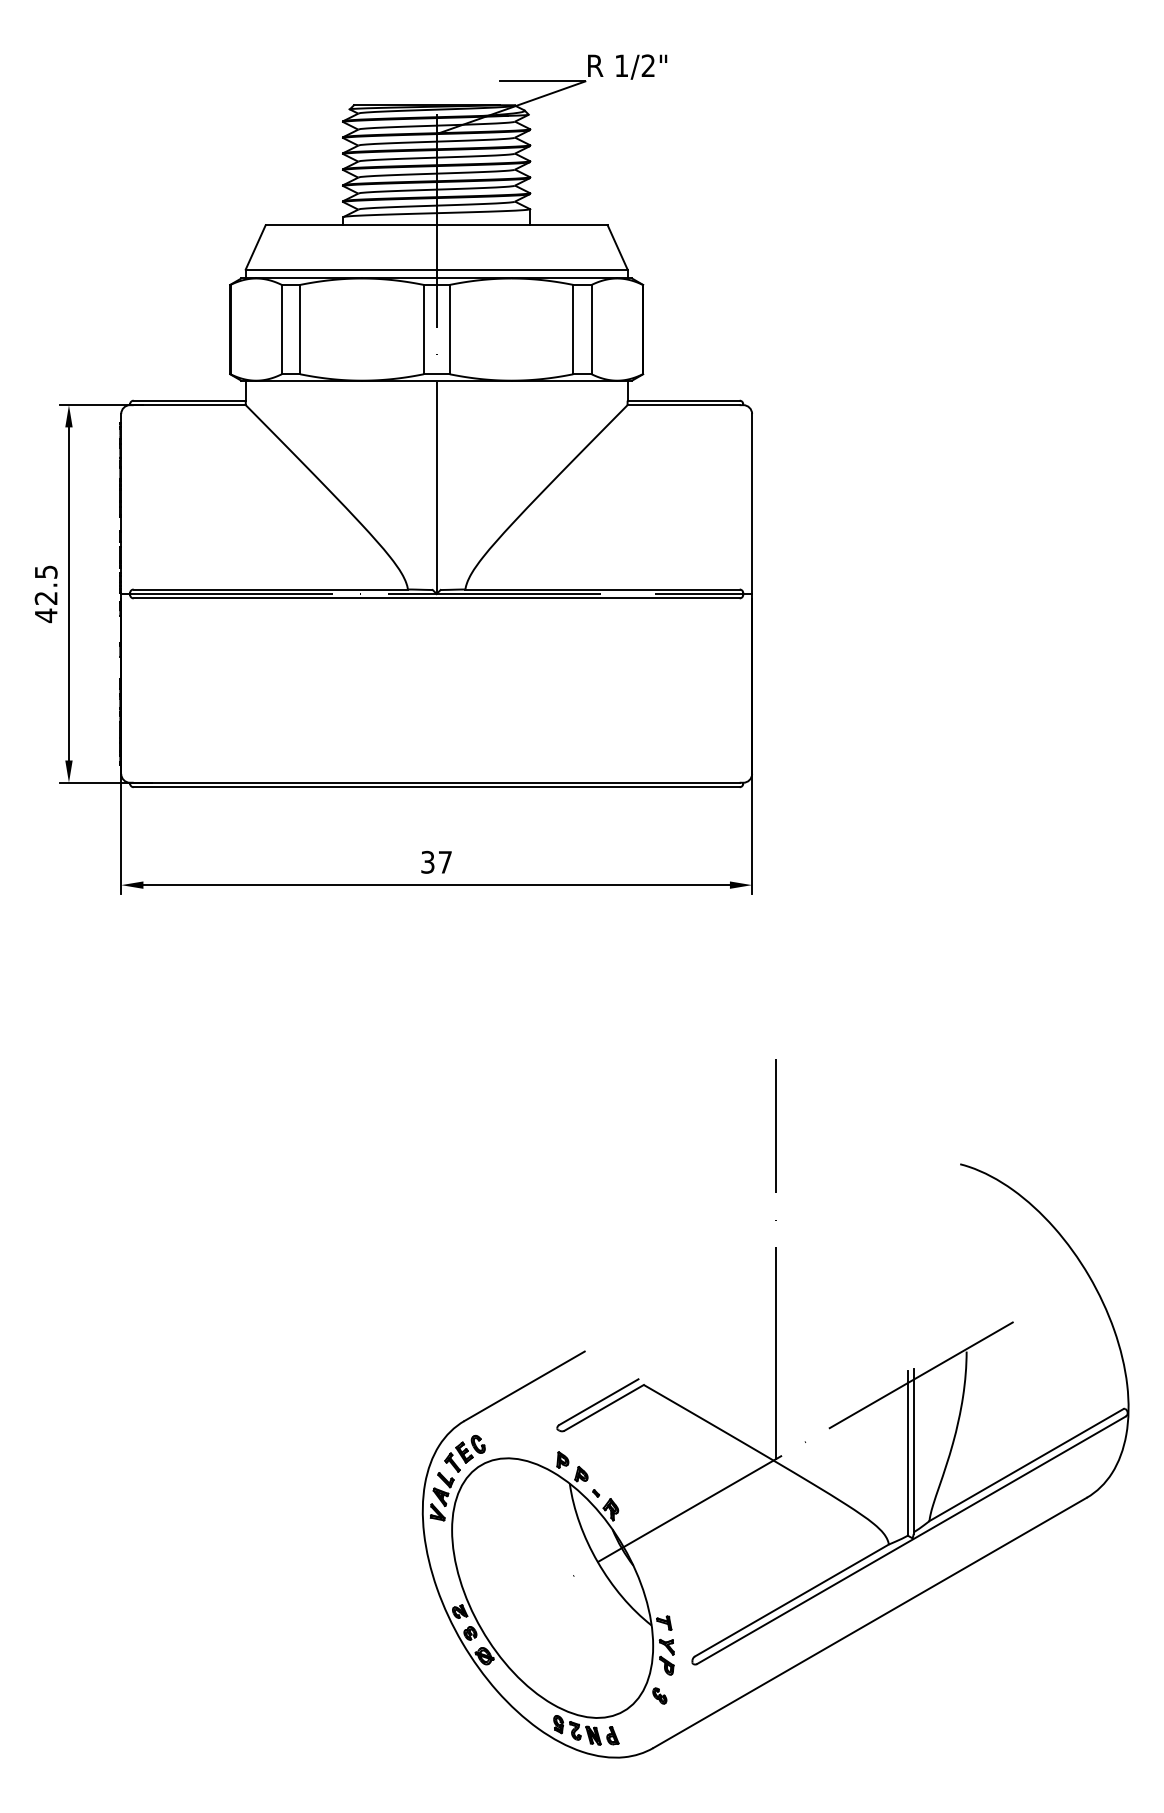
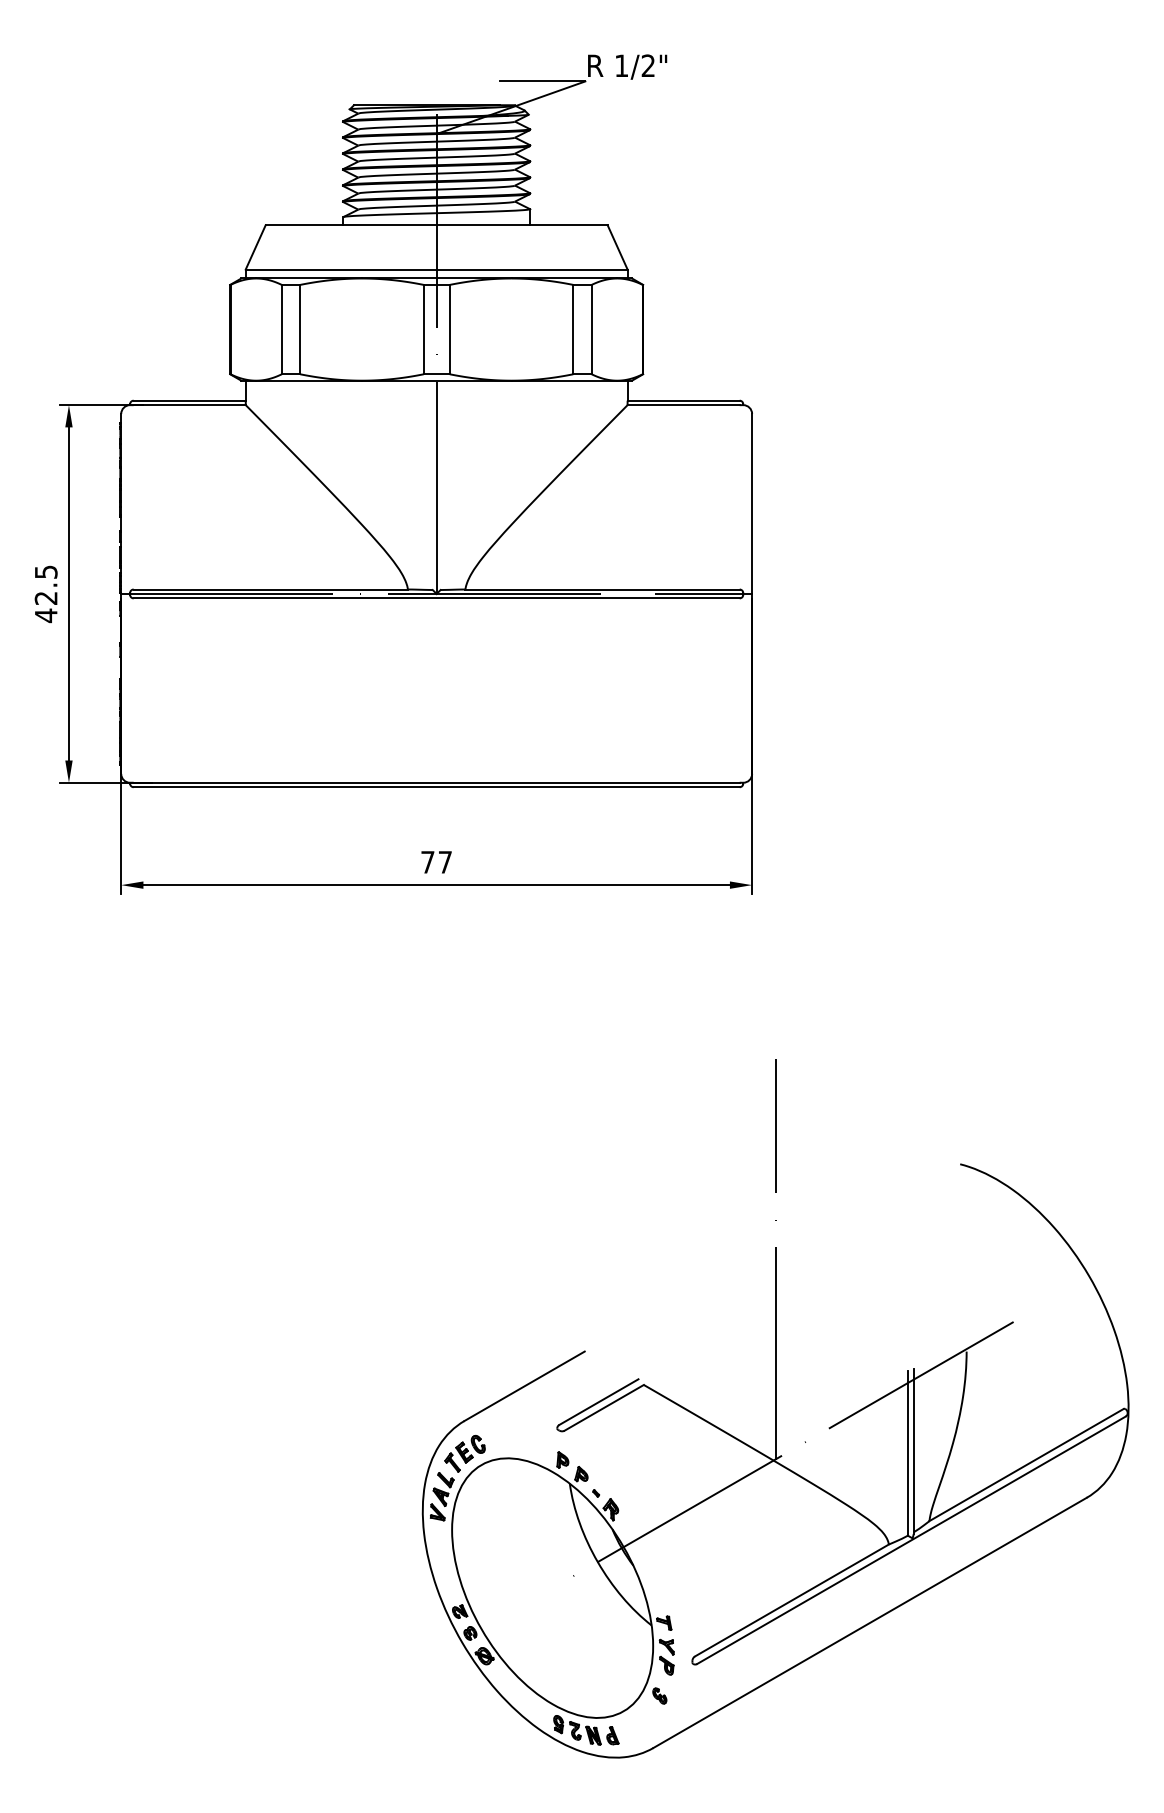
text: 37 -> 77 (427, 861)
